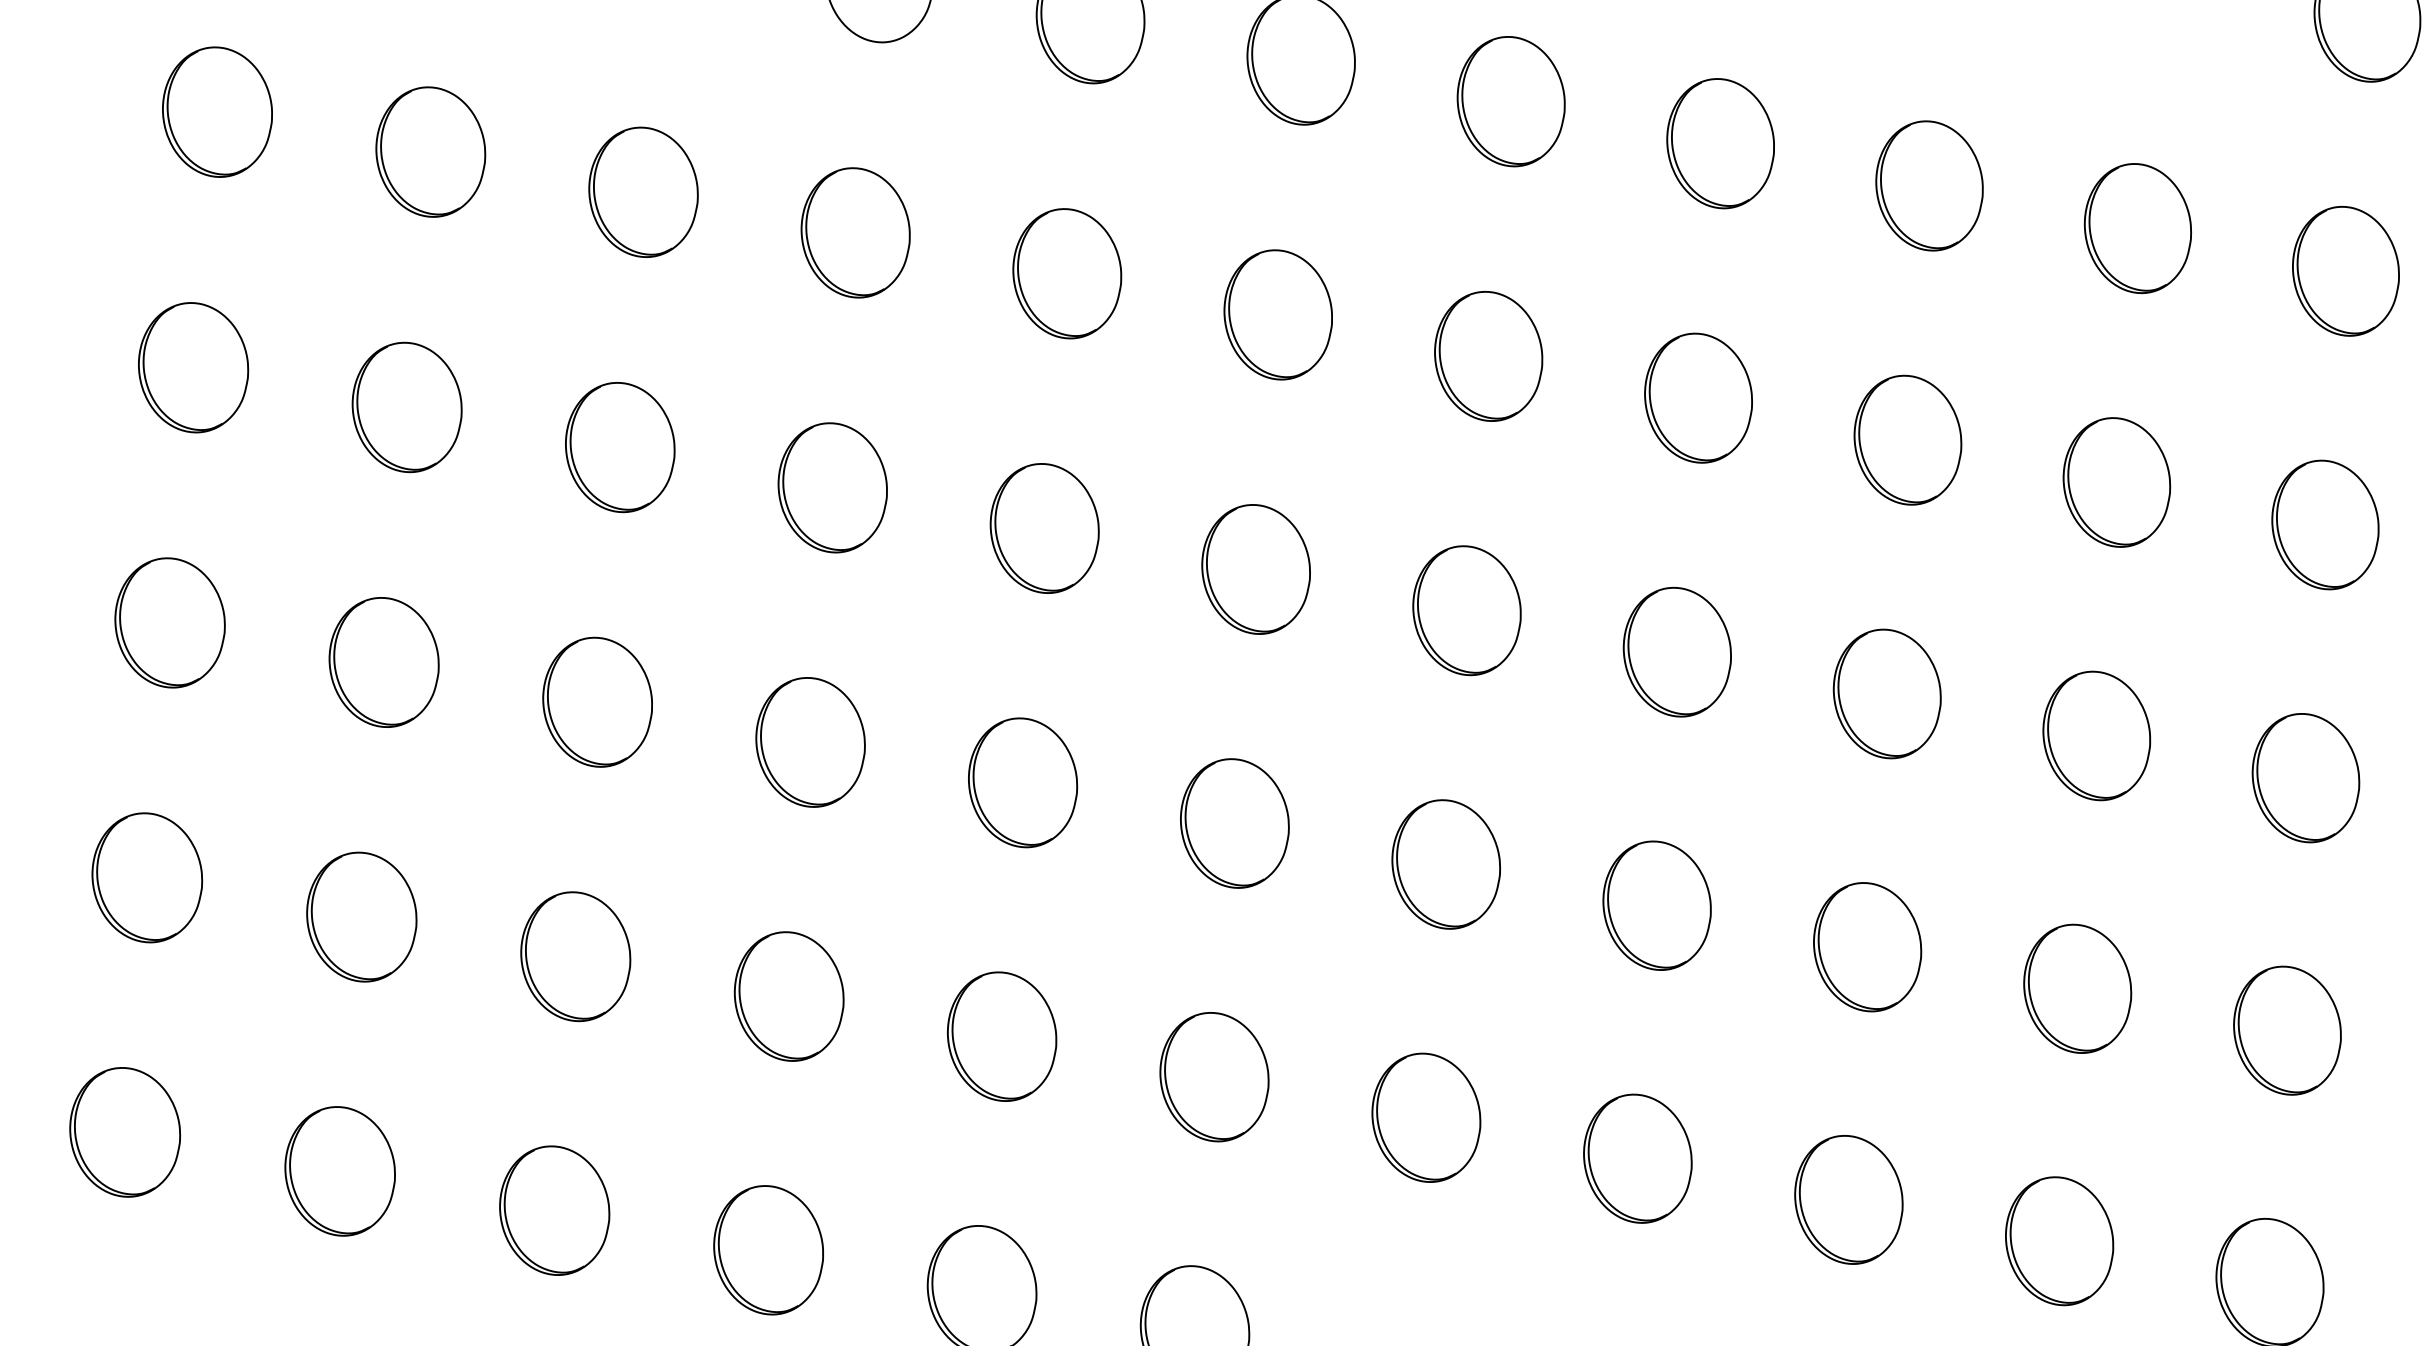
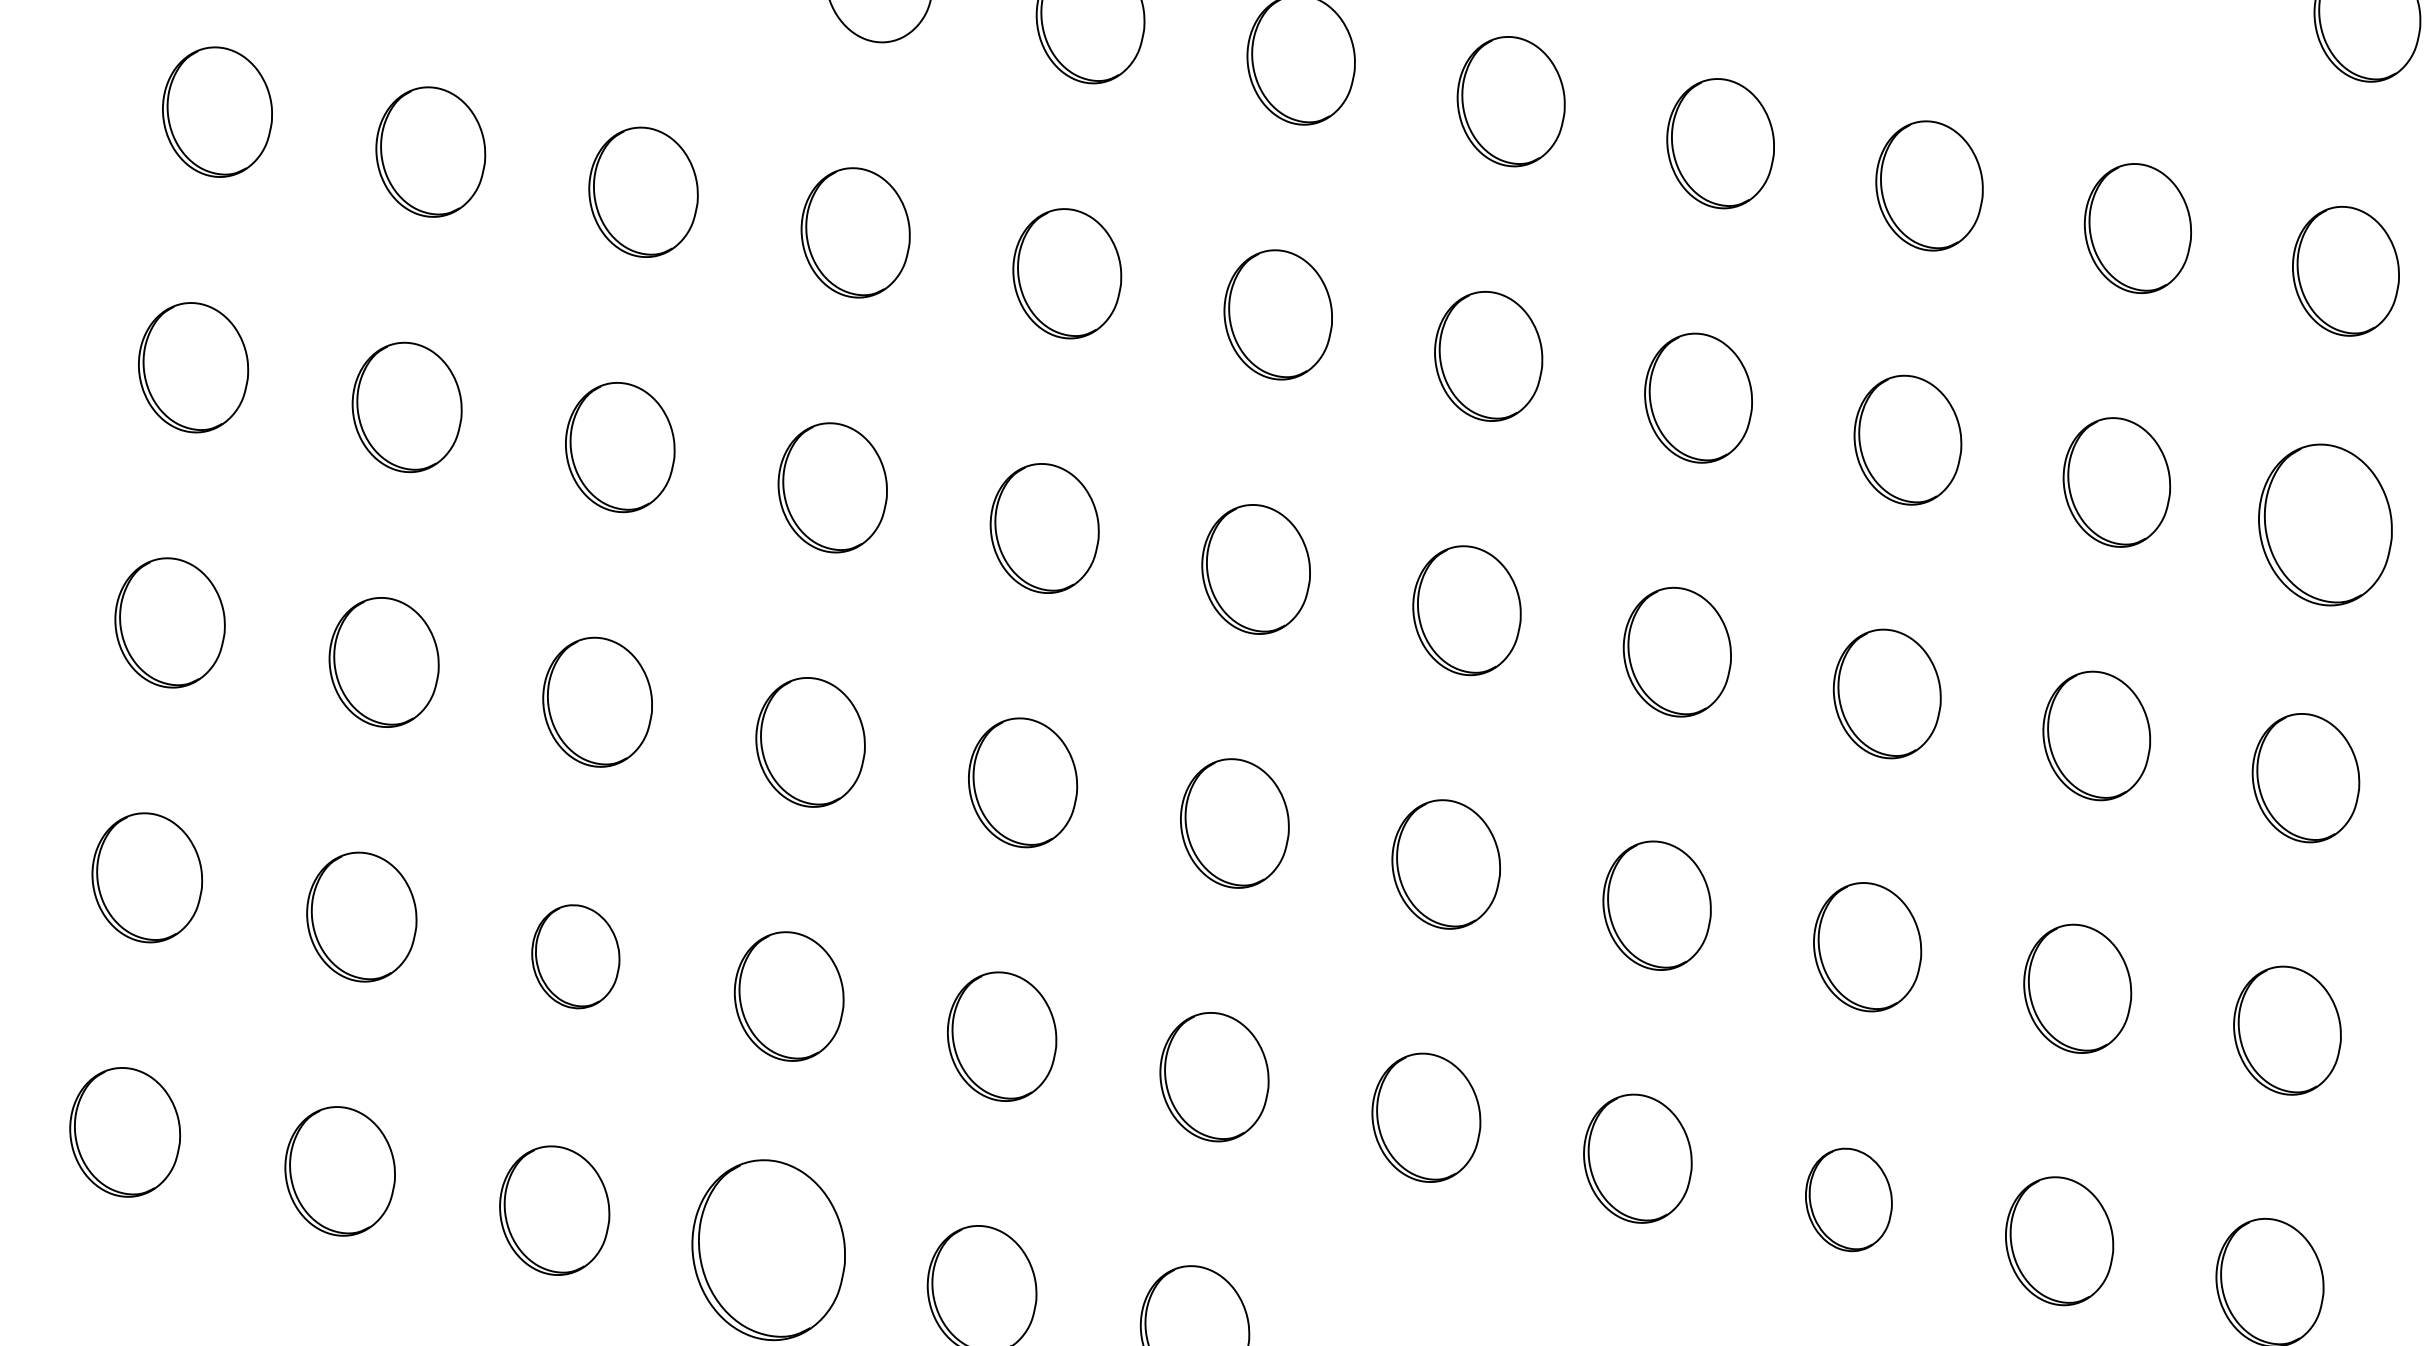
part size: 109x132 px -> 135x164 px (2325, 524)
part size: 112x132 px -> 90x106 px (575, 956)
part size: 110x130 px -> 88x106 px (1848, 1199)
part size: 111x131 px -> 155x183 px (768, 1250)
